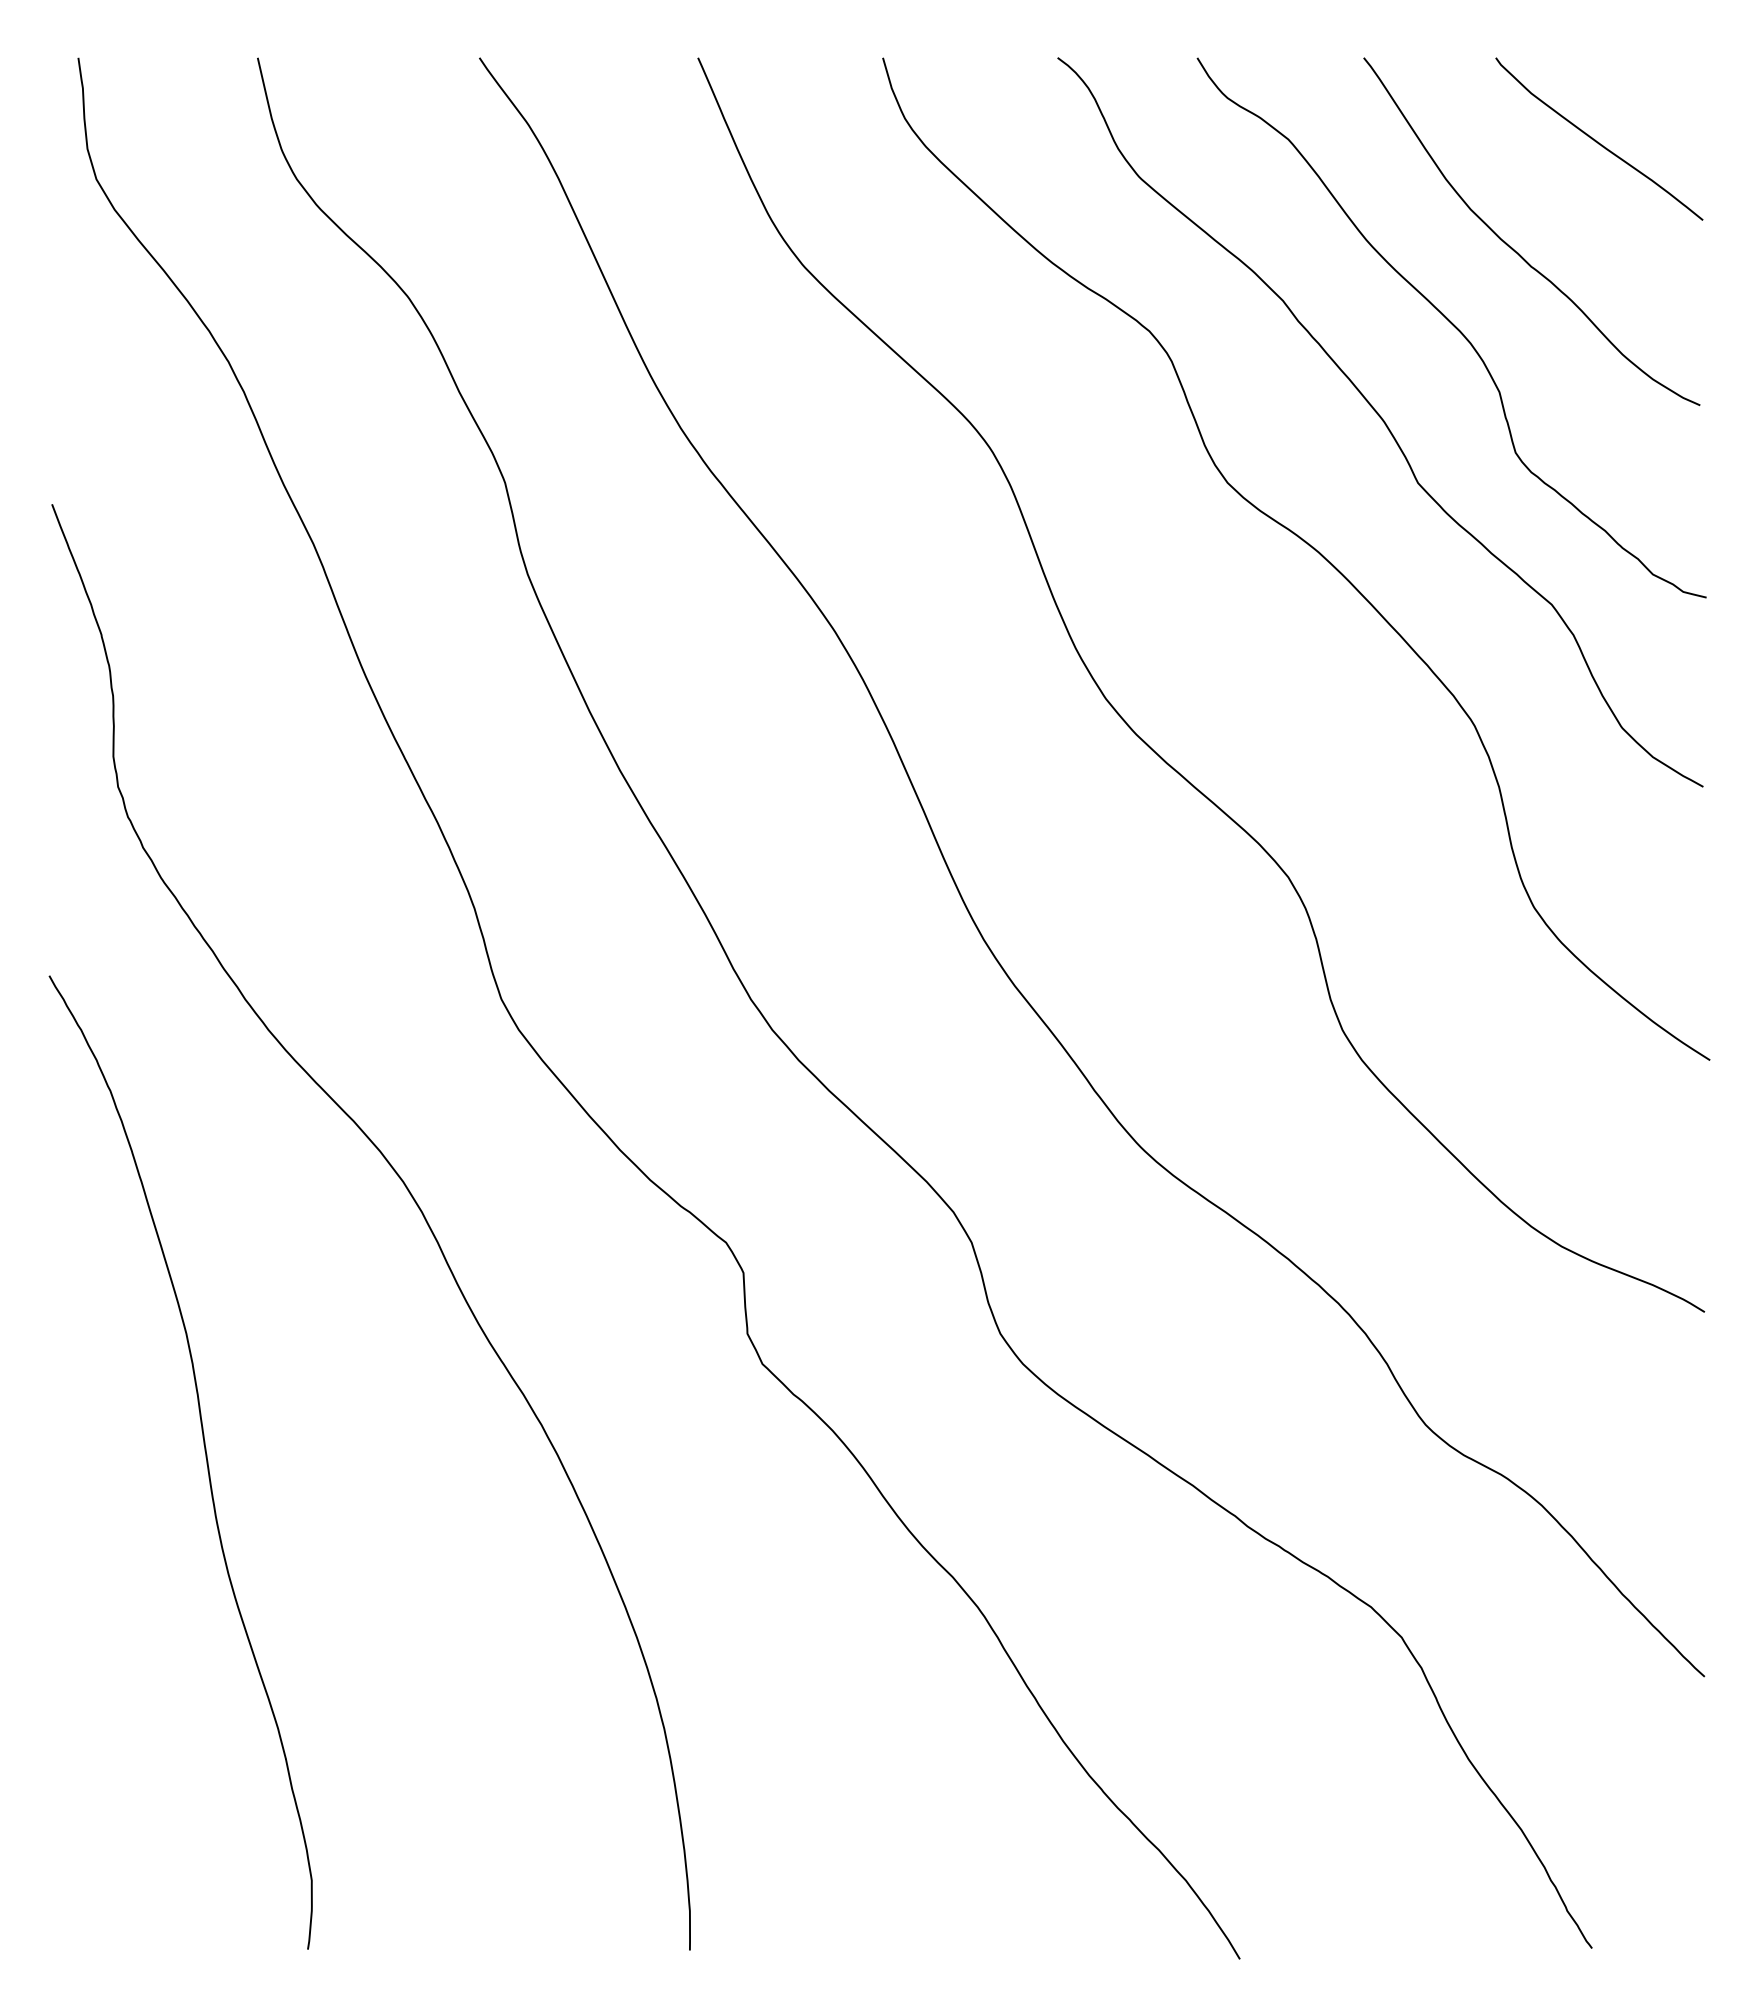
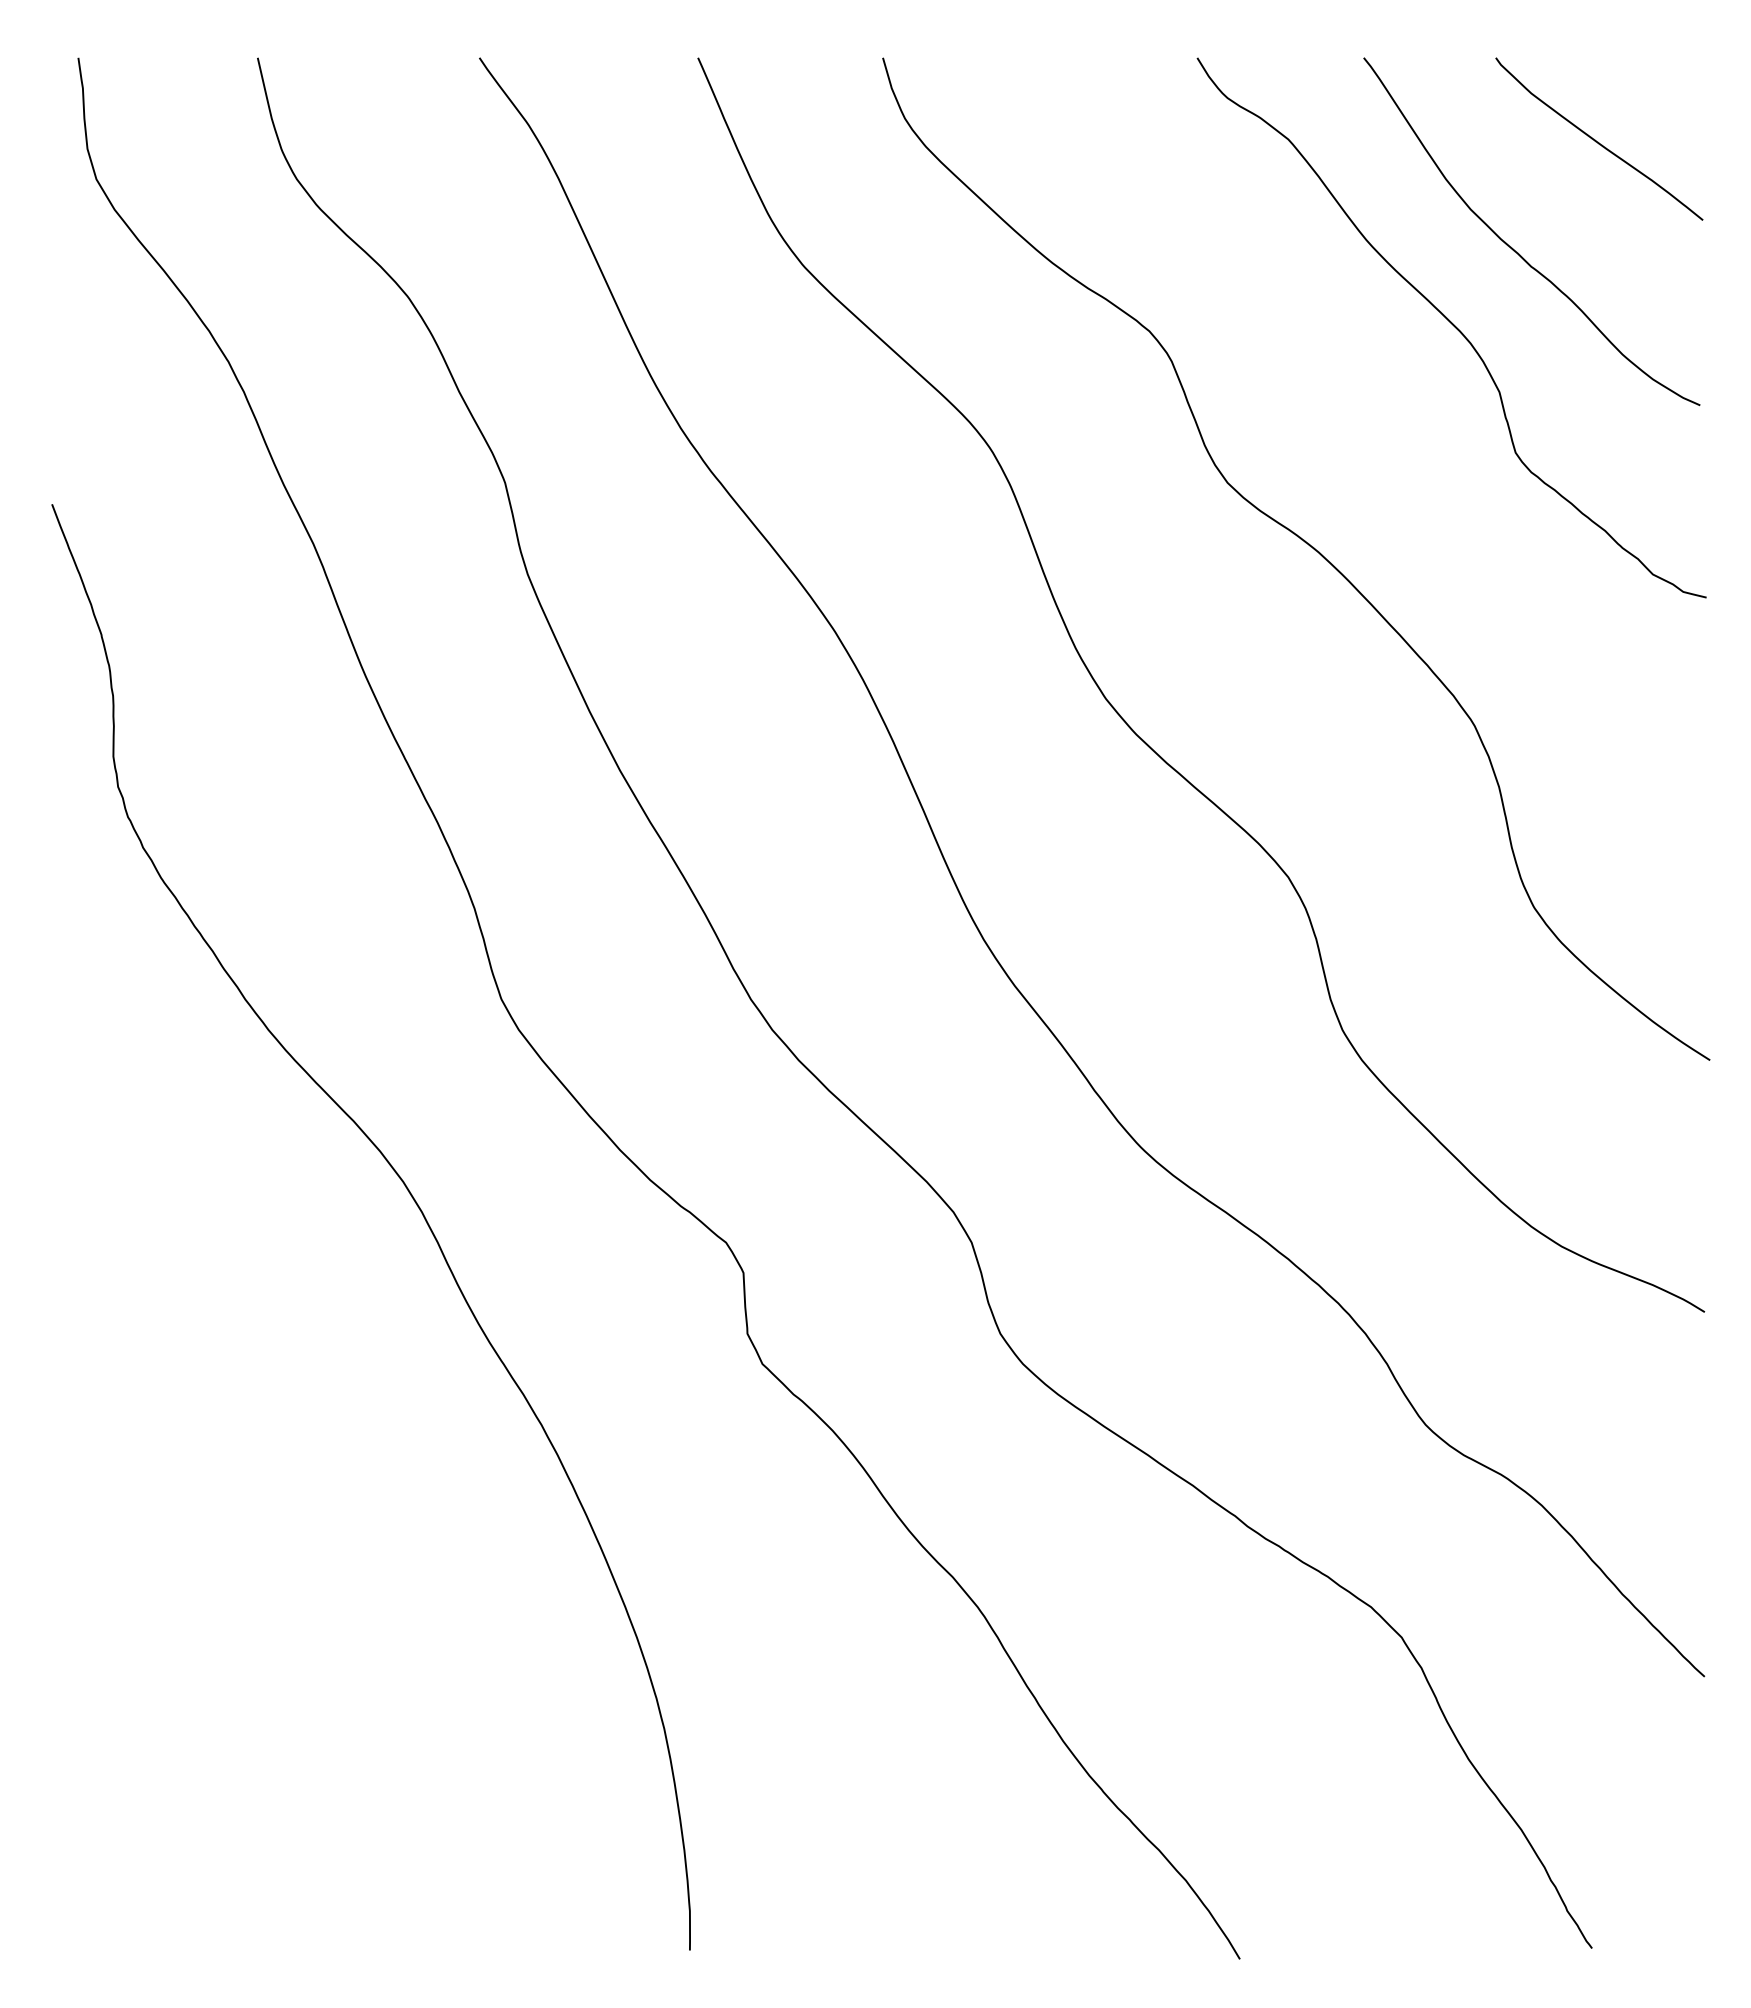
curve: present -> none (1382, 421)
curve: present -> none (205, 1457)
